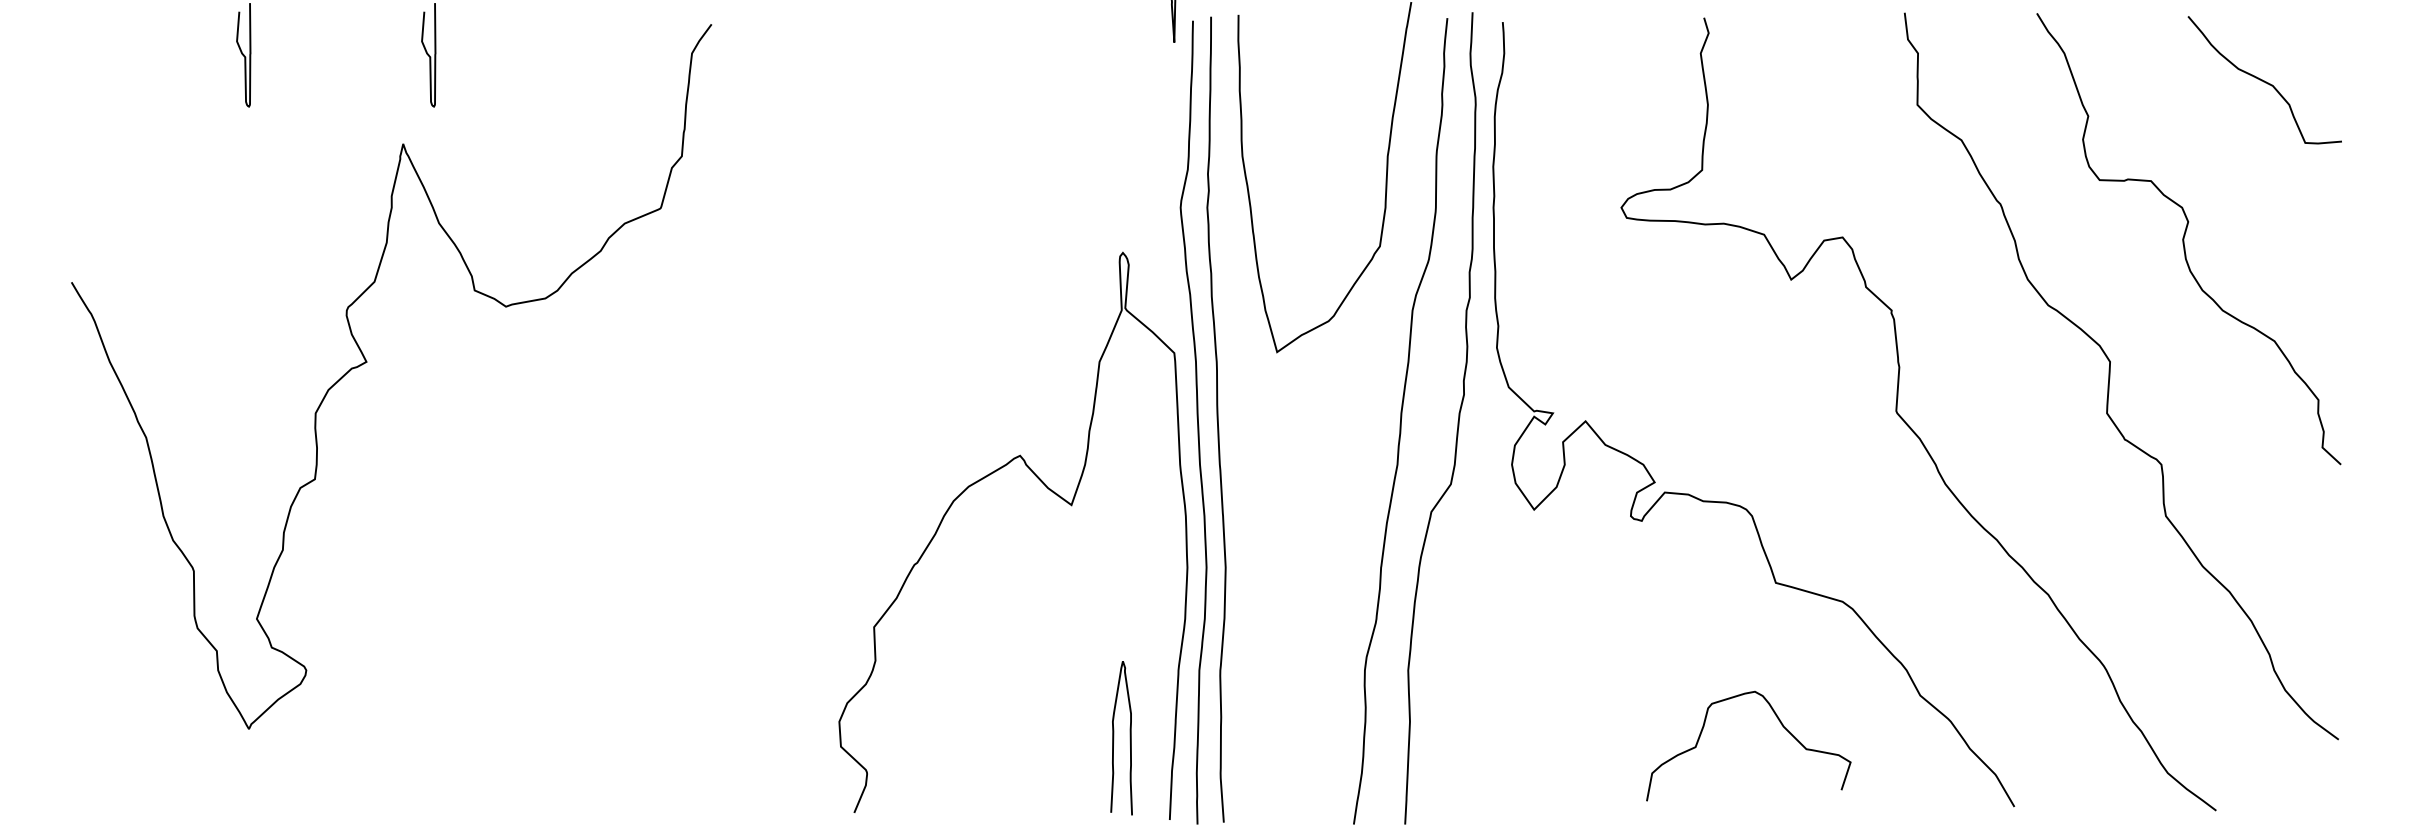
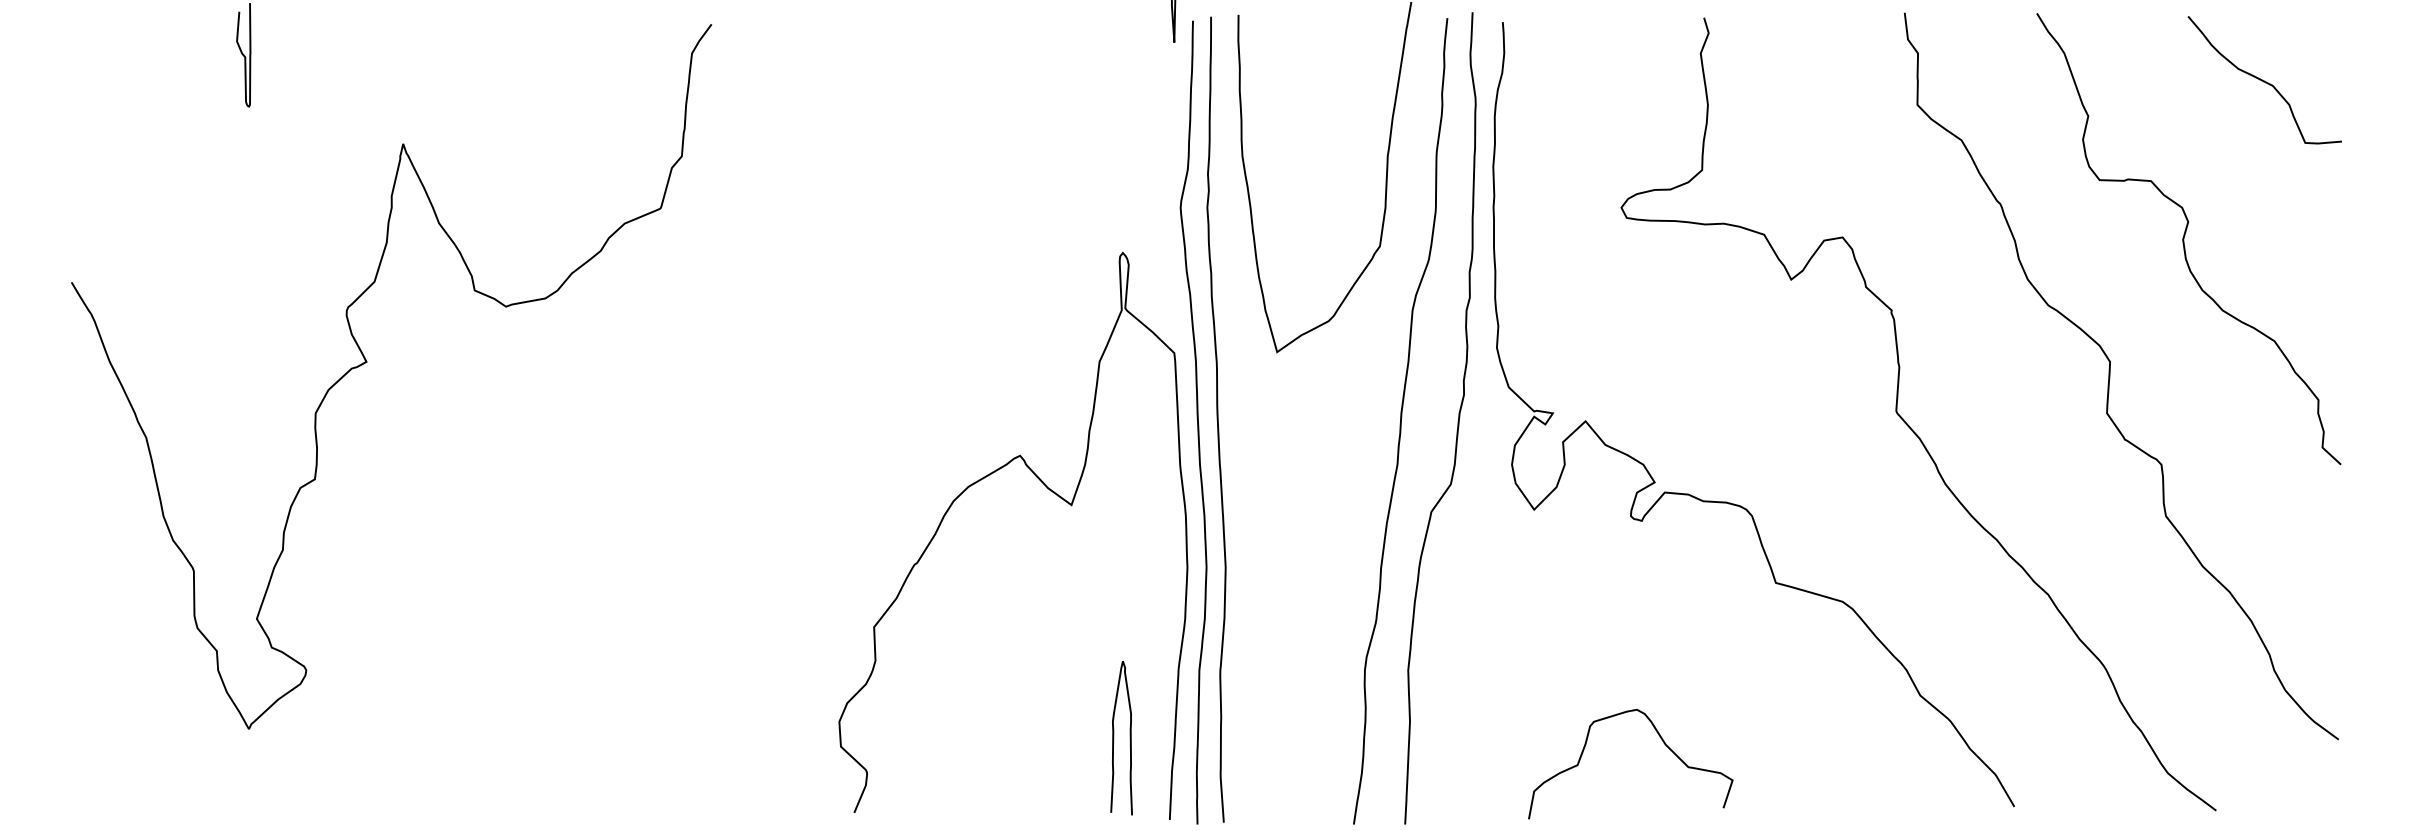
curve: present -> none (428, 55)
curve position: (1781, 725) -> (1663, 743) (1663, 743)
